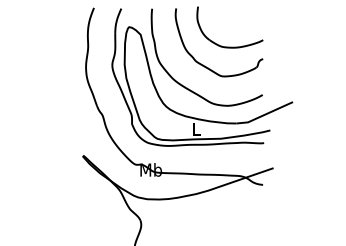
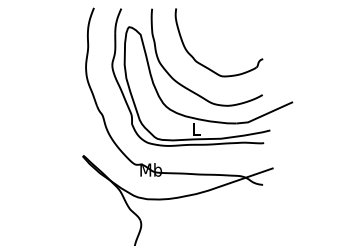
part: present -> none (229, 46)
